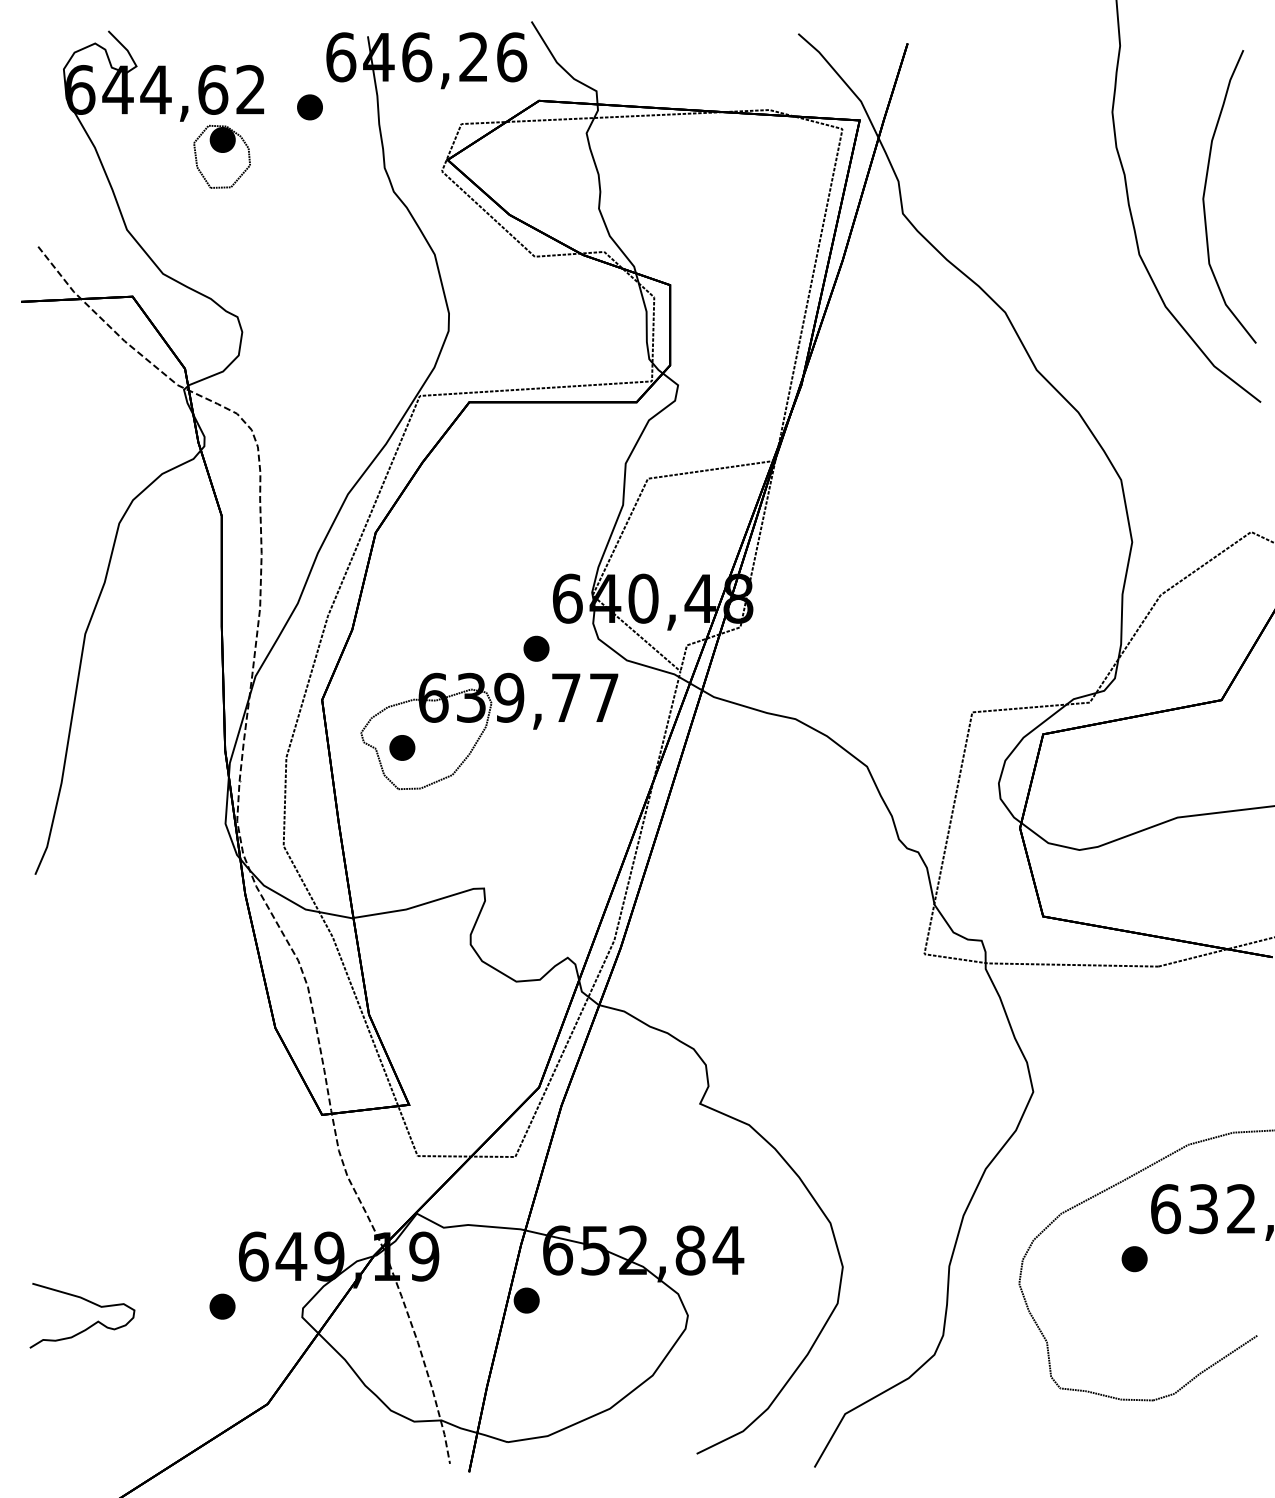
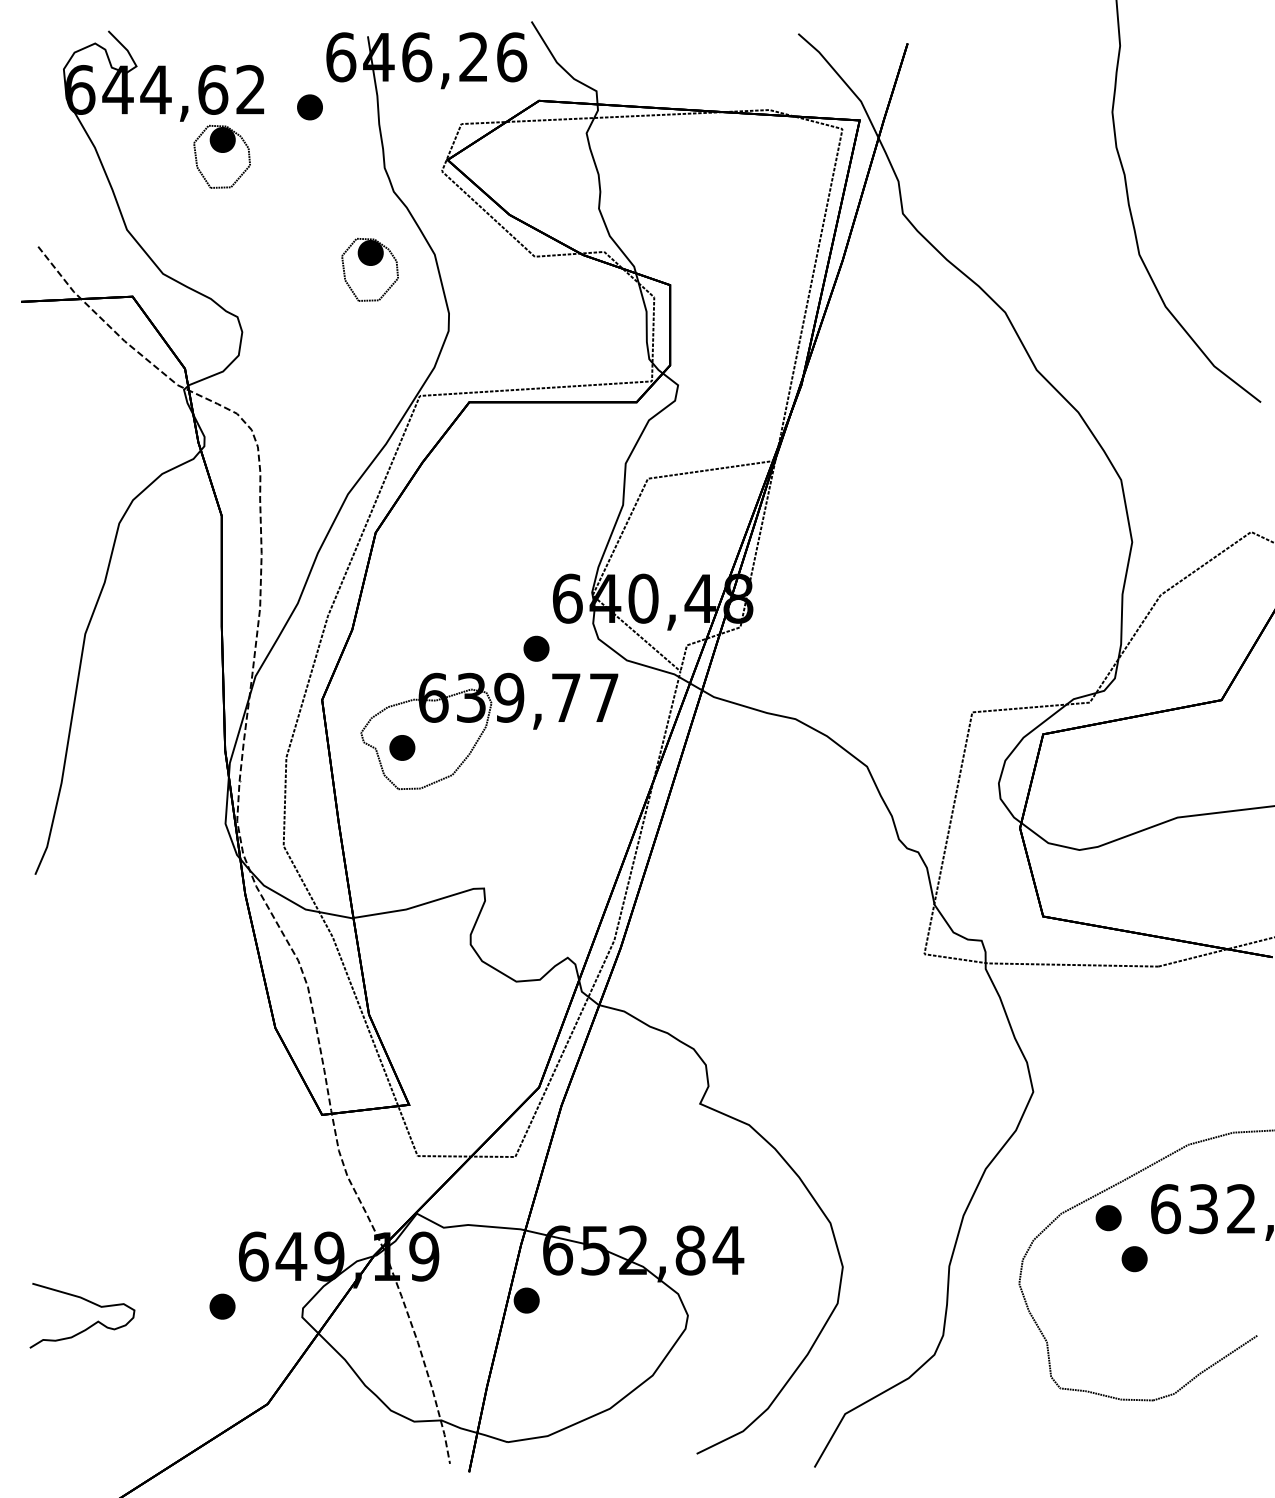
part: present -> none (1205, 192)
part: none -> present (369, 269)
part: none -> present (1108, 1218)
